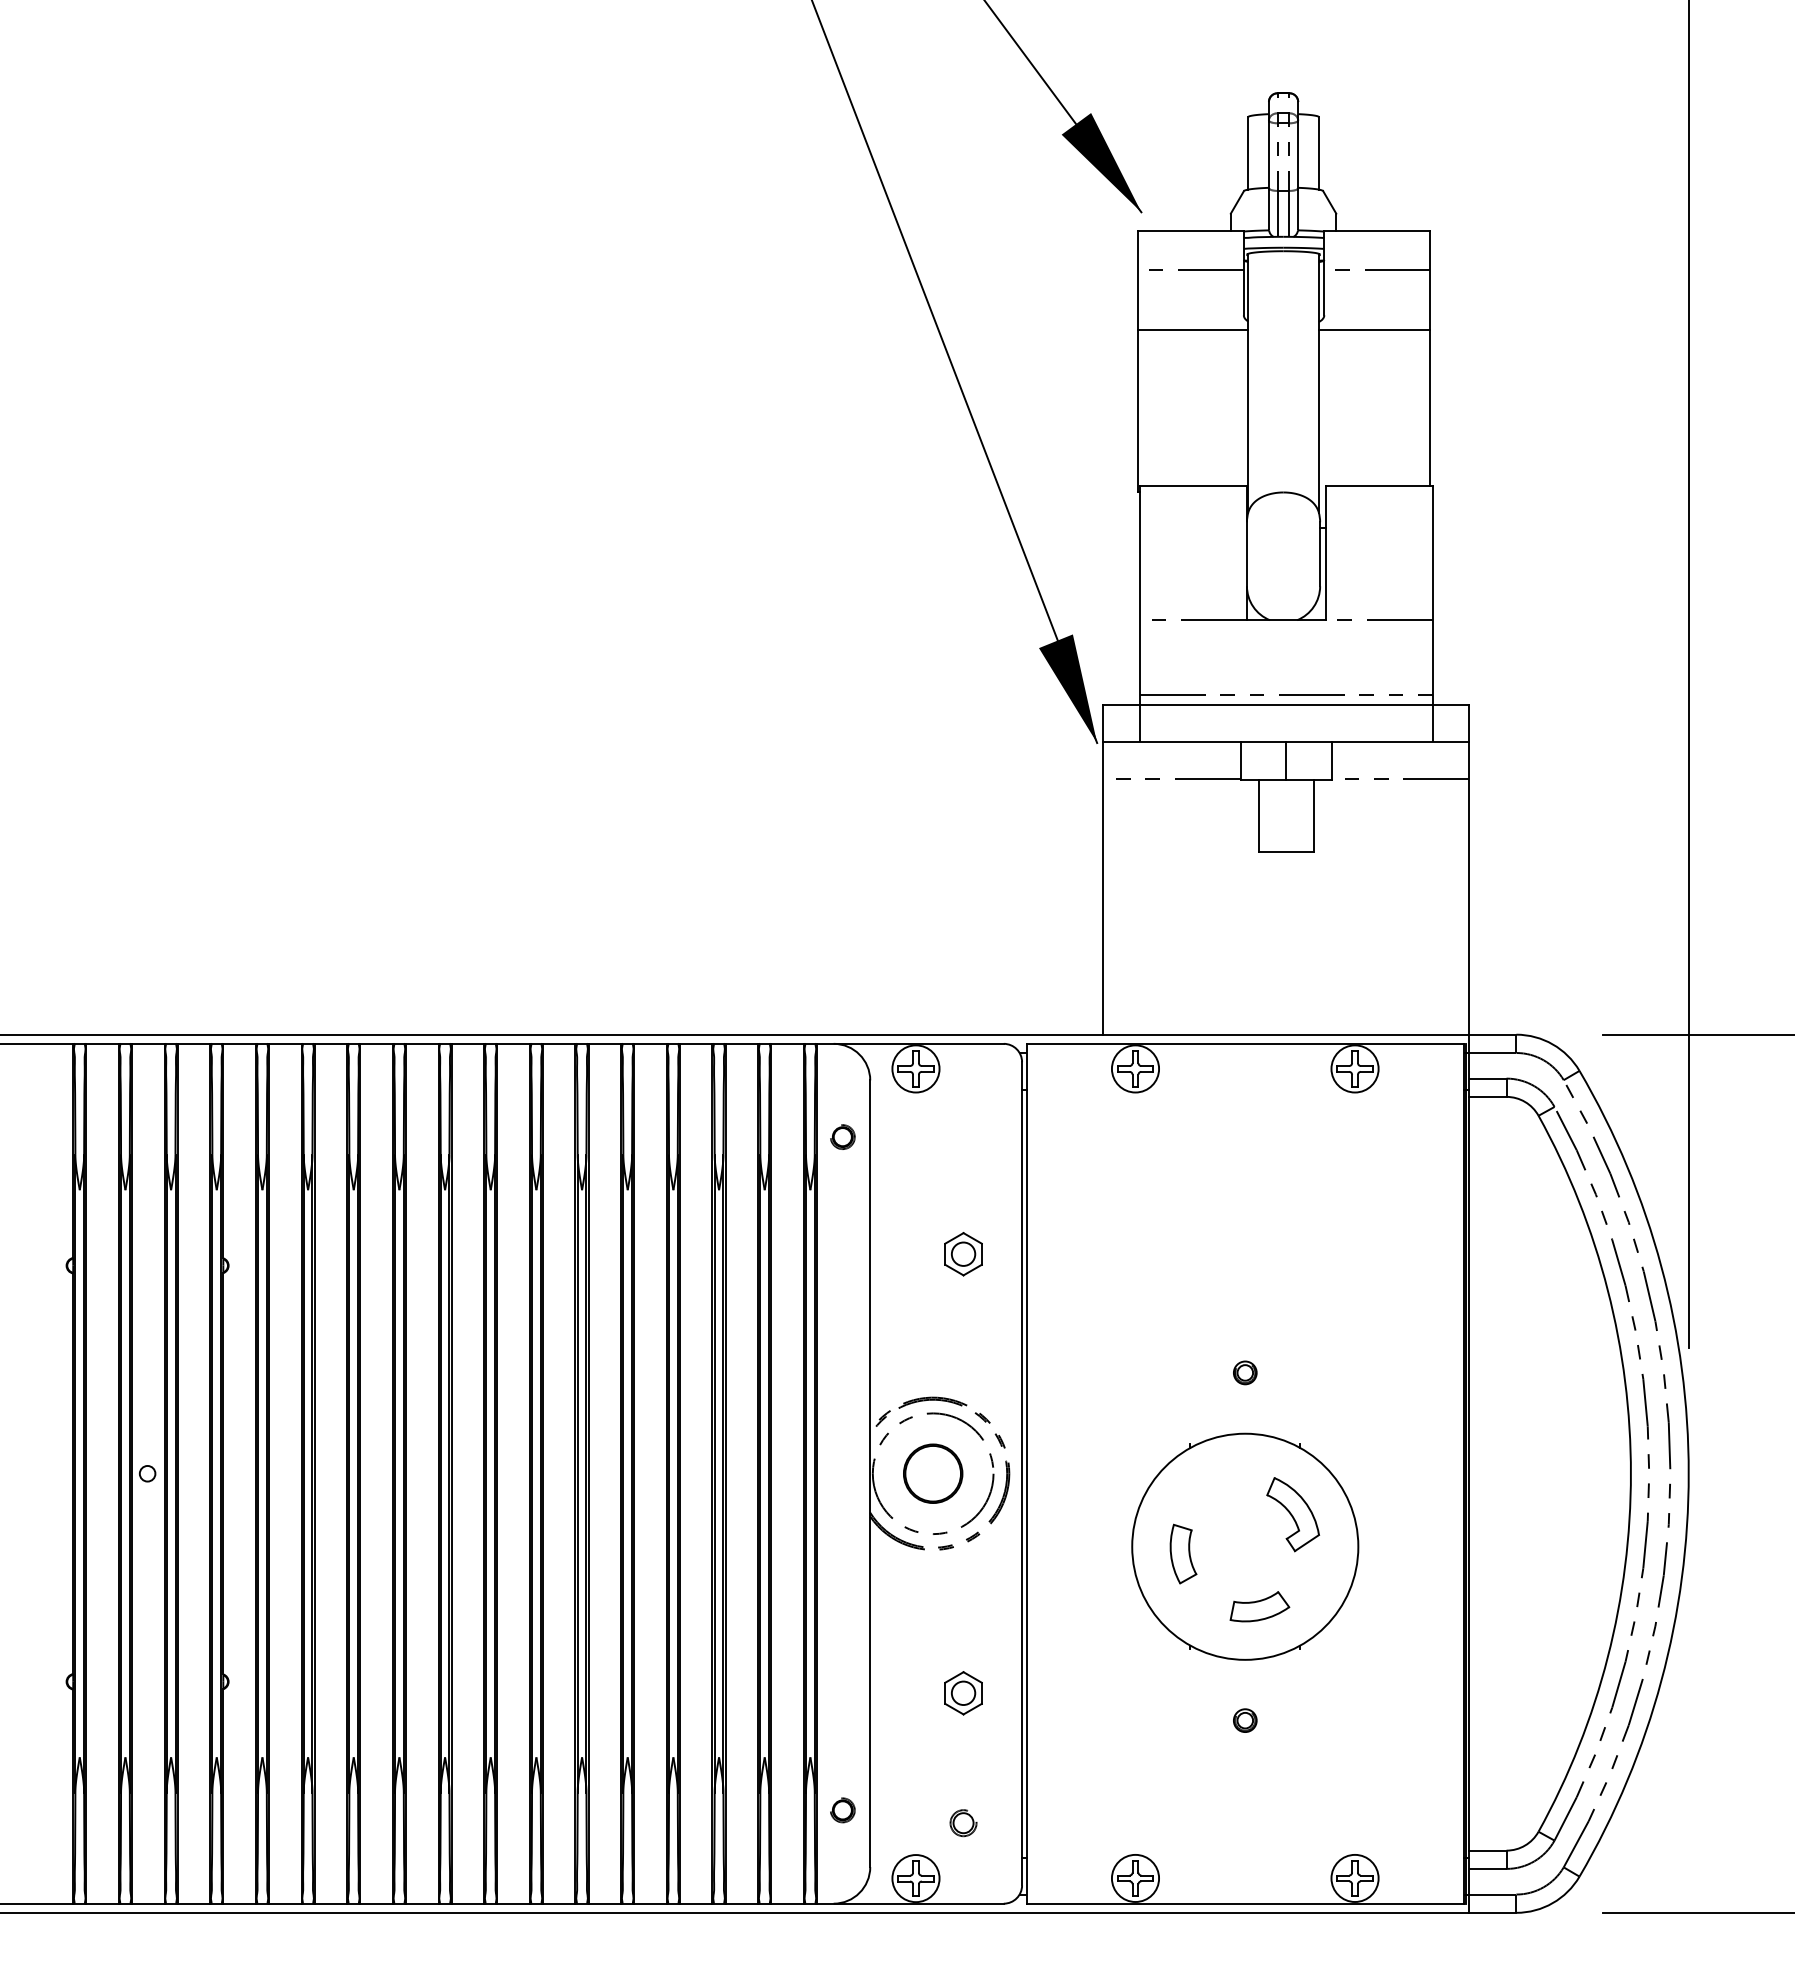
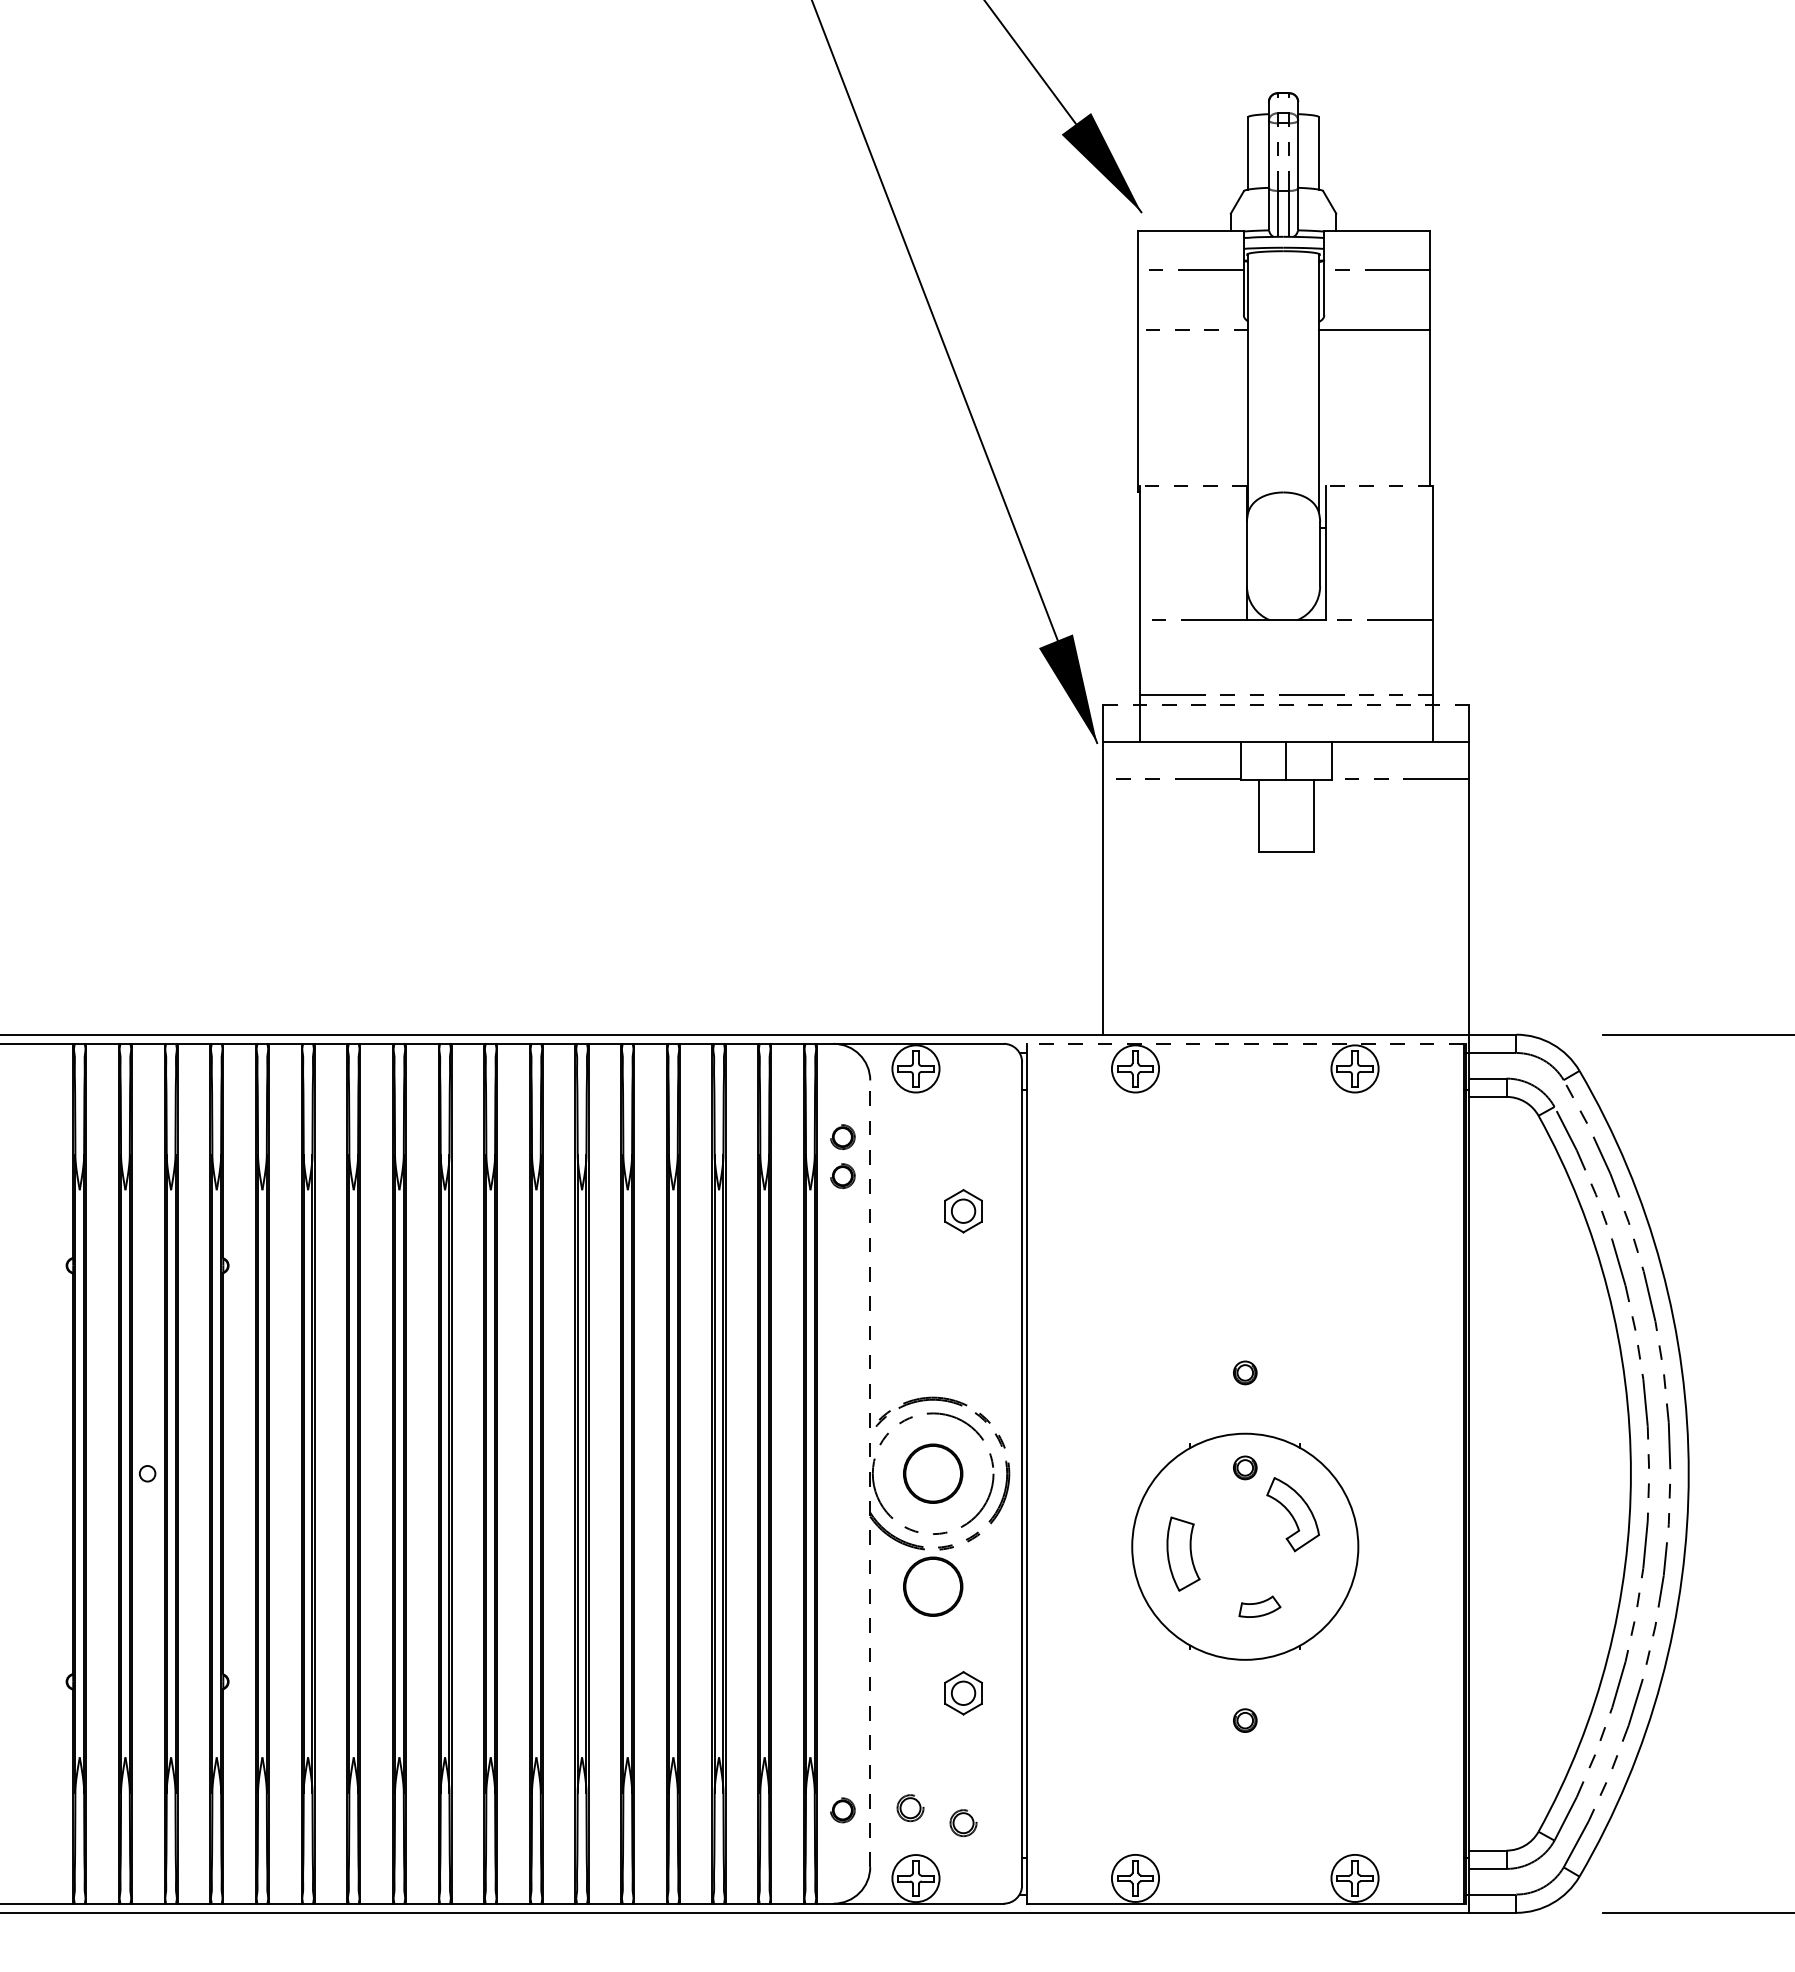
line: solid -> dashed (1192, 330)
line: solid -> dashed (1193, 485)
line: solid -> dashed (1379, 485)
line: present -> none (1688, 674)
line: solid -> dashed (1286, 705)
line: solid -> dashed (1244, 1043)
part: none -> present (842, 1175)
part position: (963, 1254) -> (963, 1211) (963, 1211)
part: none -> present (1245, 1467)
line: solid -> dashed (870, 1473)
part size: 29x62 px -> 35x76 px (1183, 1553)
part: none -> present (933, 1586)
part size: 62x32 px -> 44x23 px (1259, 1606)
part: none -> present (910, 1808)
